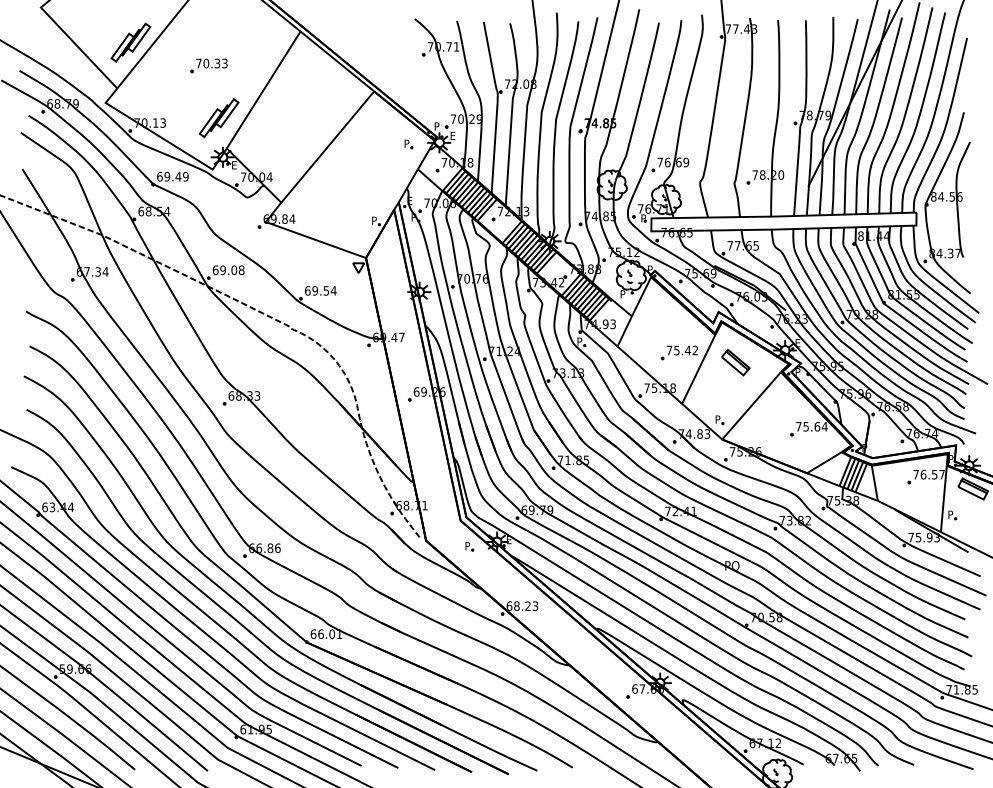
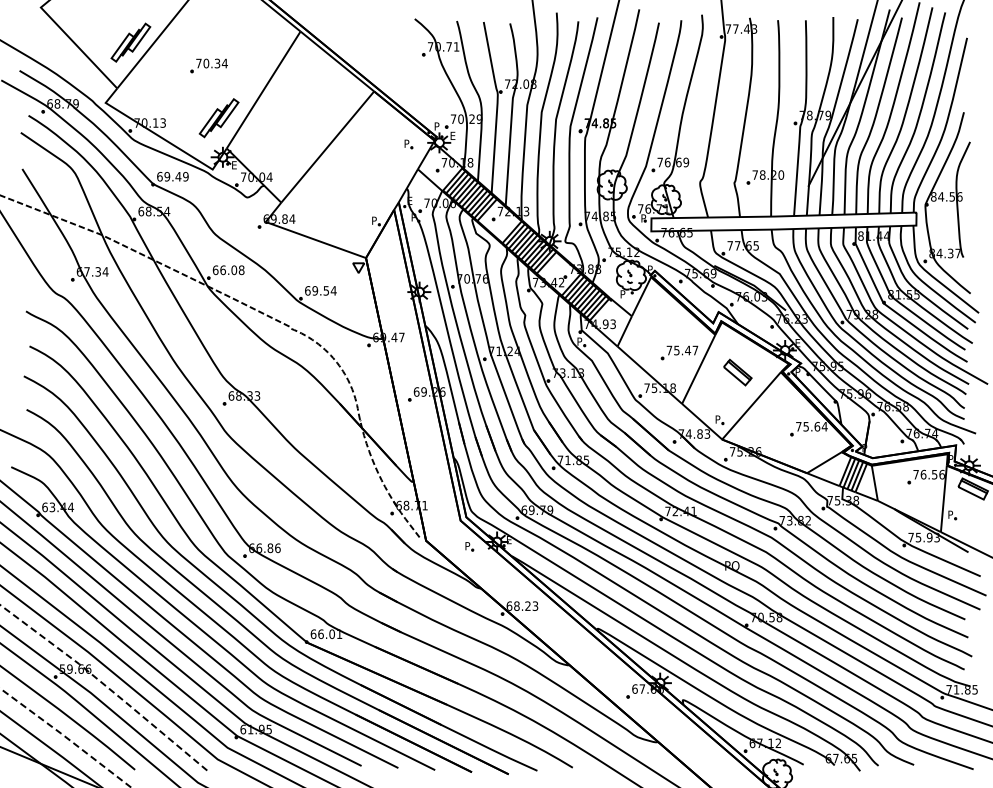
text: 70.33 -> 70.34 (224, 63)
text: 69.08 -> 66.08 (222, 270)
text: 75.42 -> 75.47 (695, 350)
part position: (735, 362) -> (737, 372) (737, 372)
text: 76.57 -> 76.56 (941, 474)
line: solid -> dashed (106, 686)
line: solid -> dashed (65, 737)
